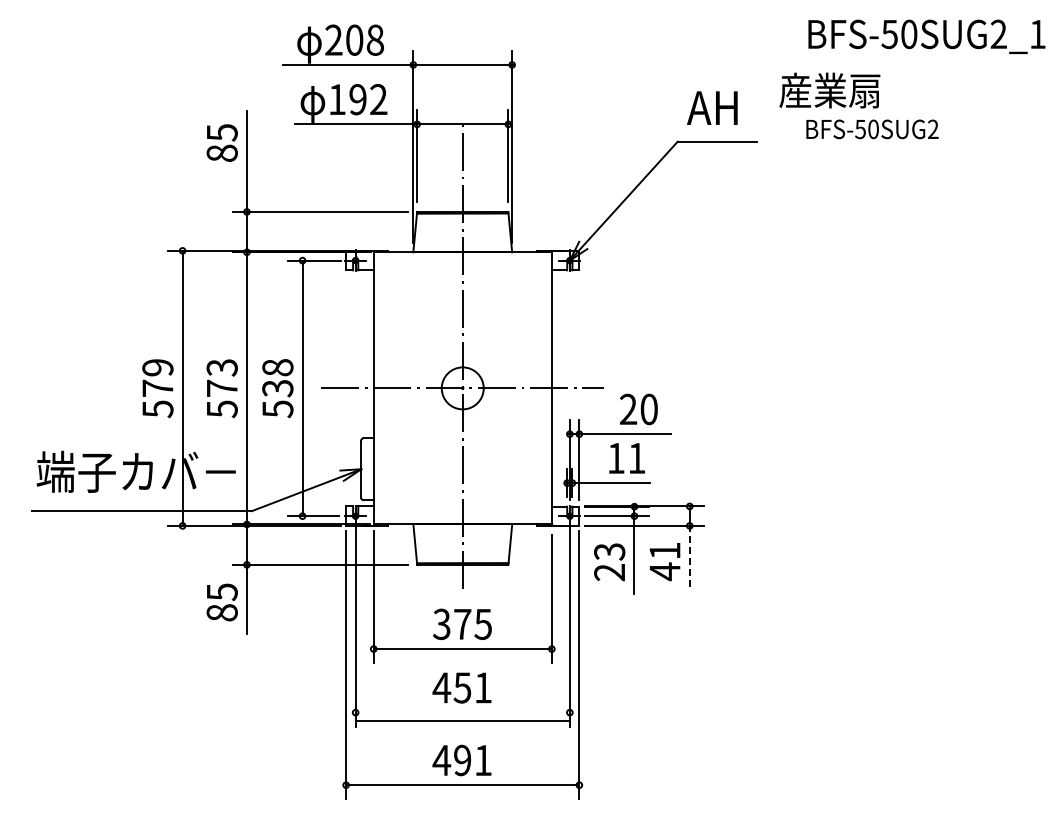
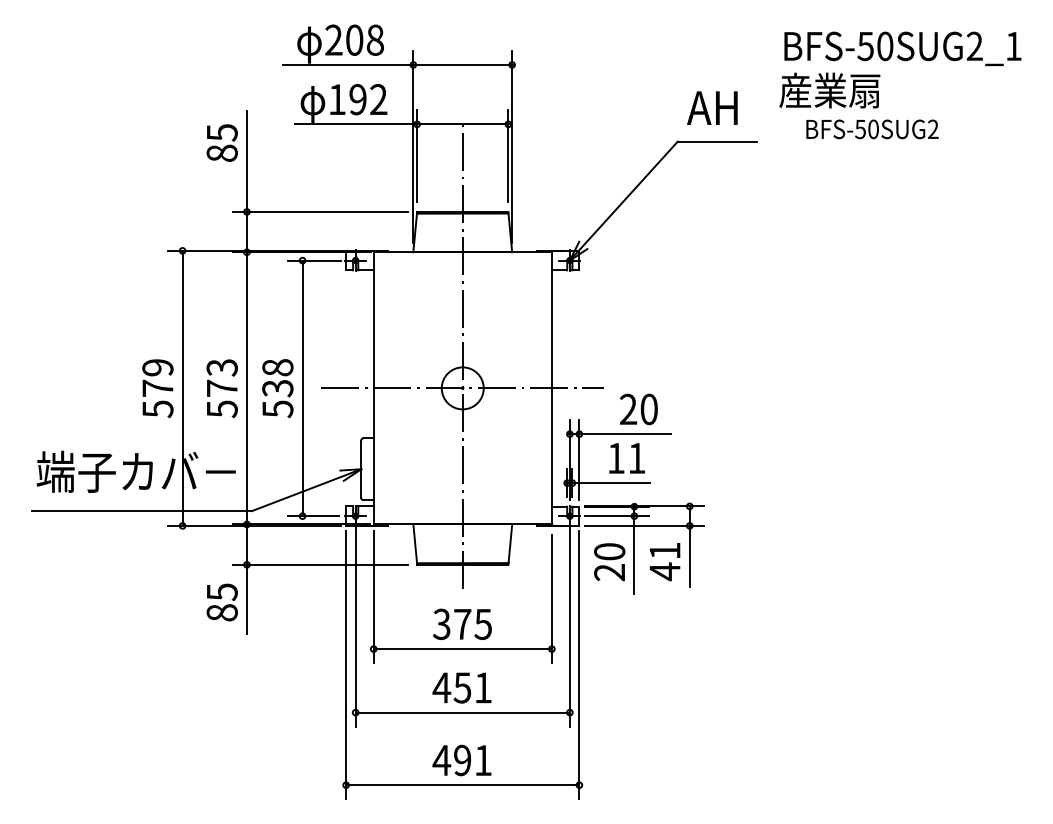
text position: (926, 36) -> (902, 48) (902, 48)
text: 23 -> 20 (609, 551)
line: dashed -> solid (689, 556)
line position: (462, 720) -> (462, 712) (462, 712)
